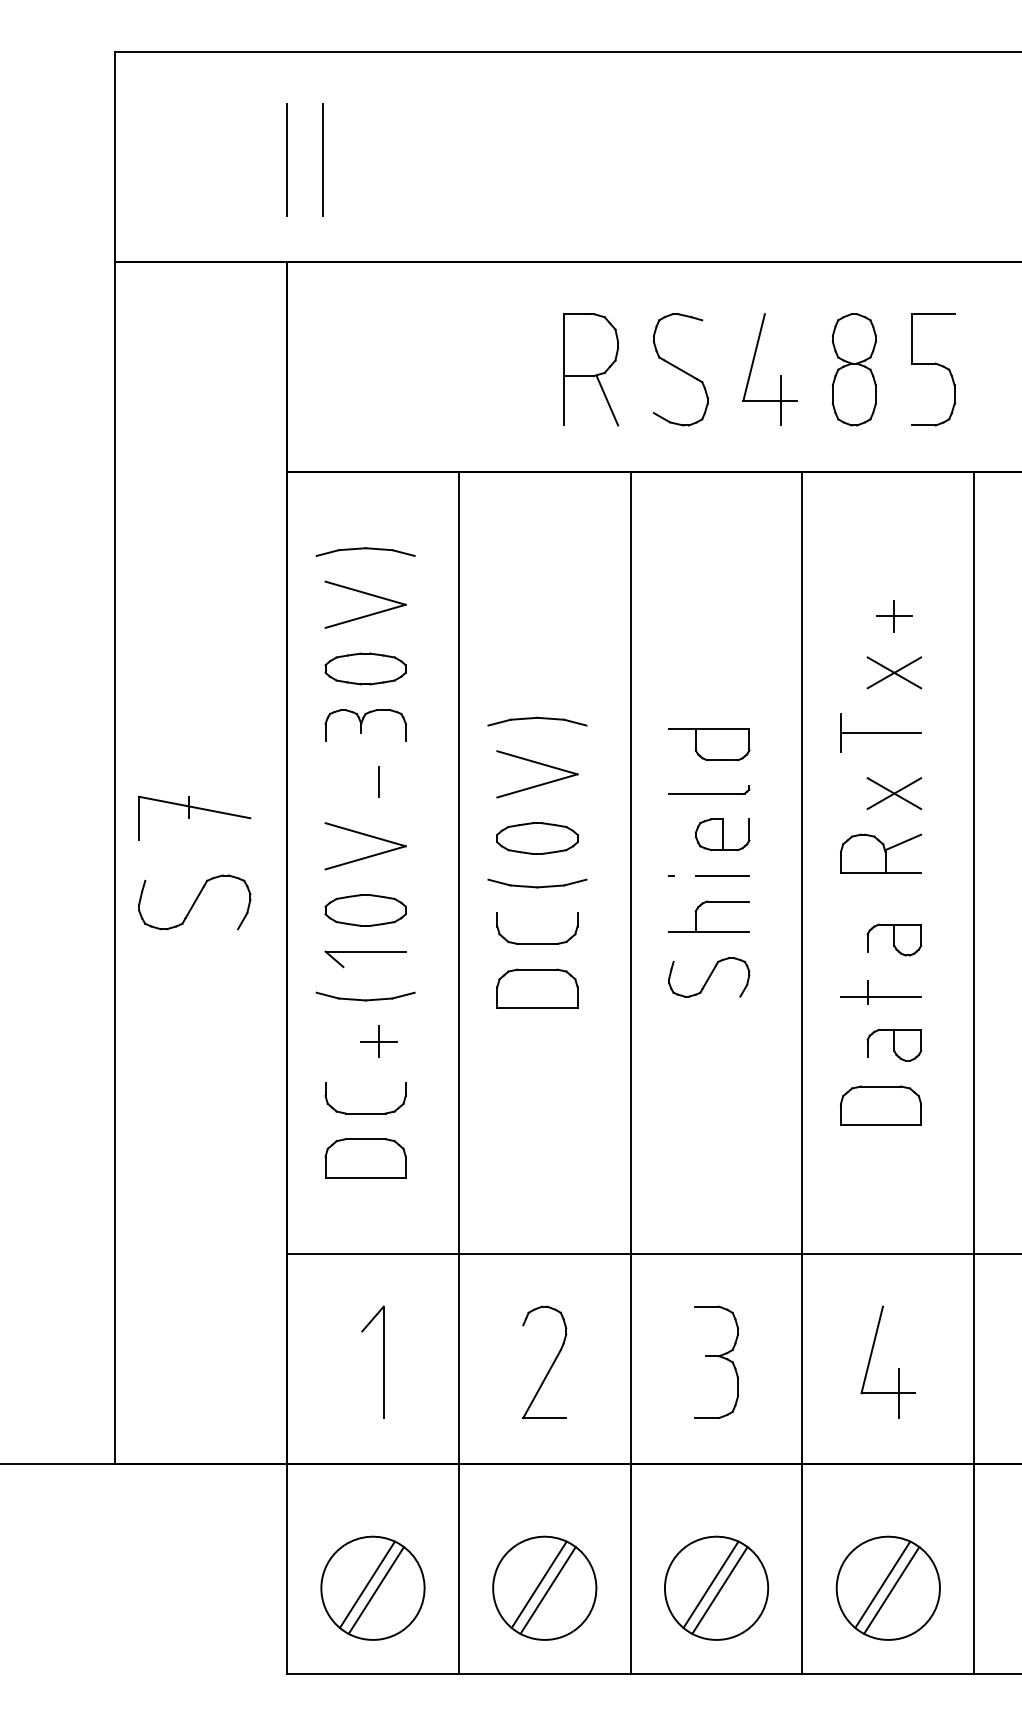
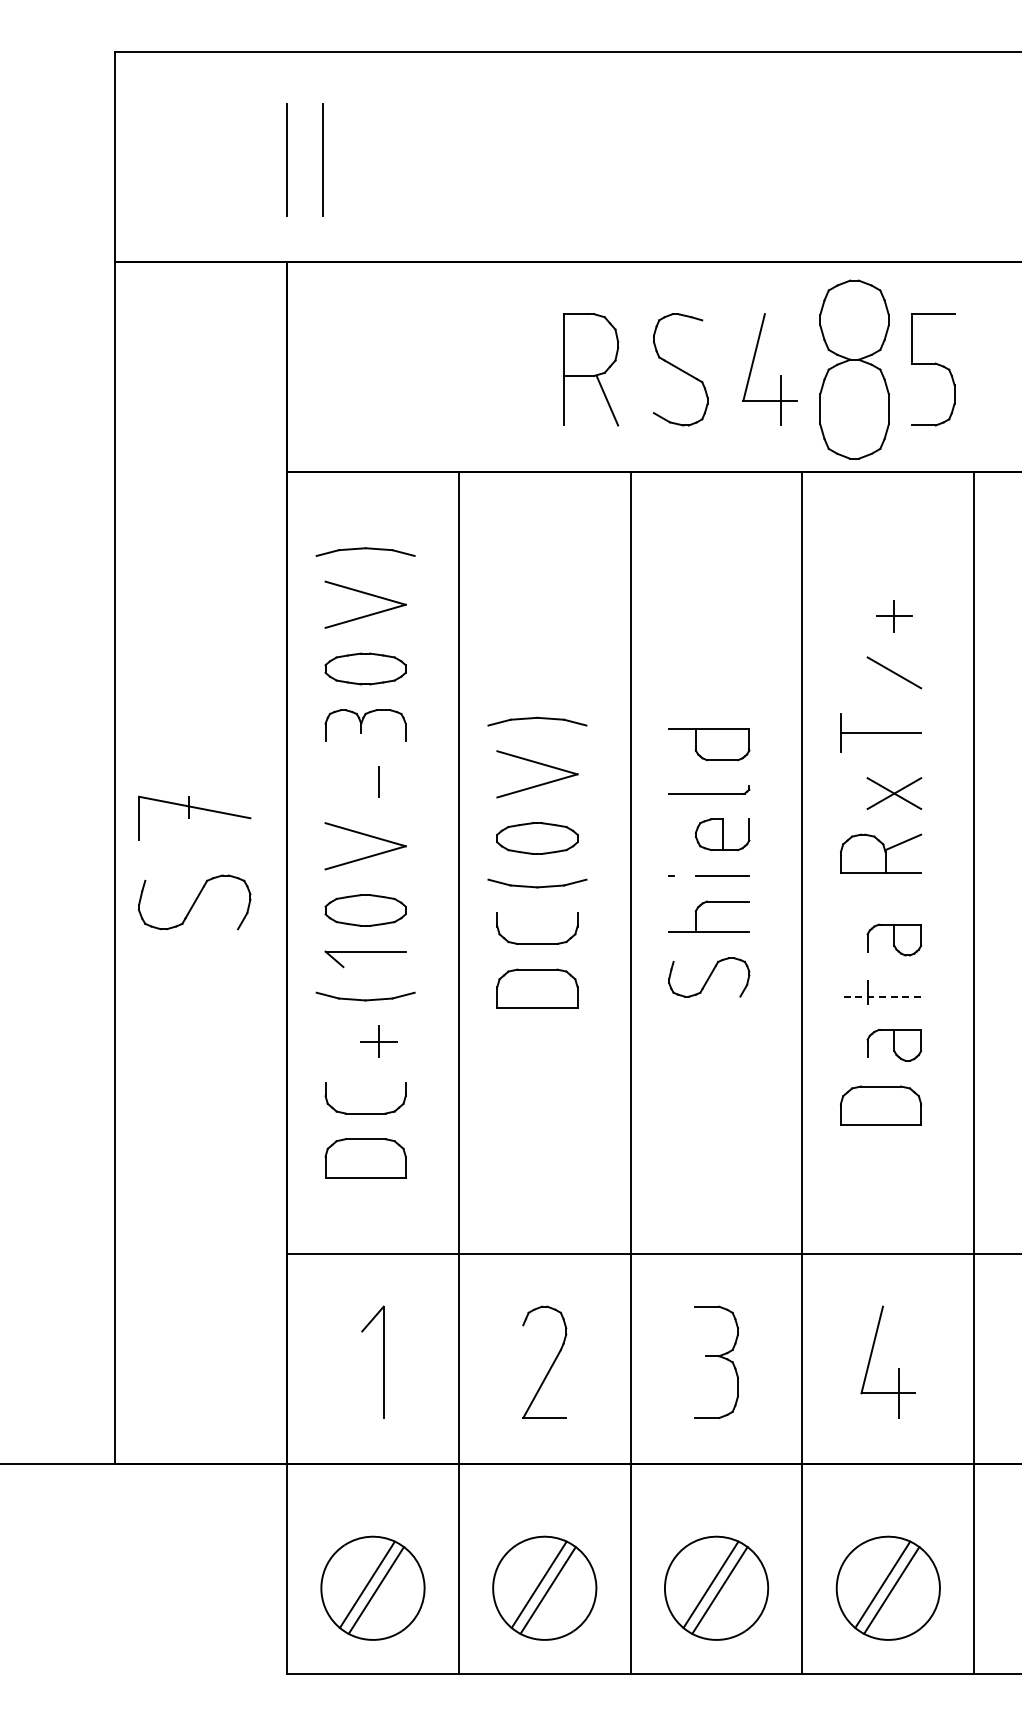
part size: 46x114 px -> 71x181 px (854, 369)
line: present -> none (894, 672)
line: solid -> dashed (880, 996)
